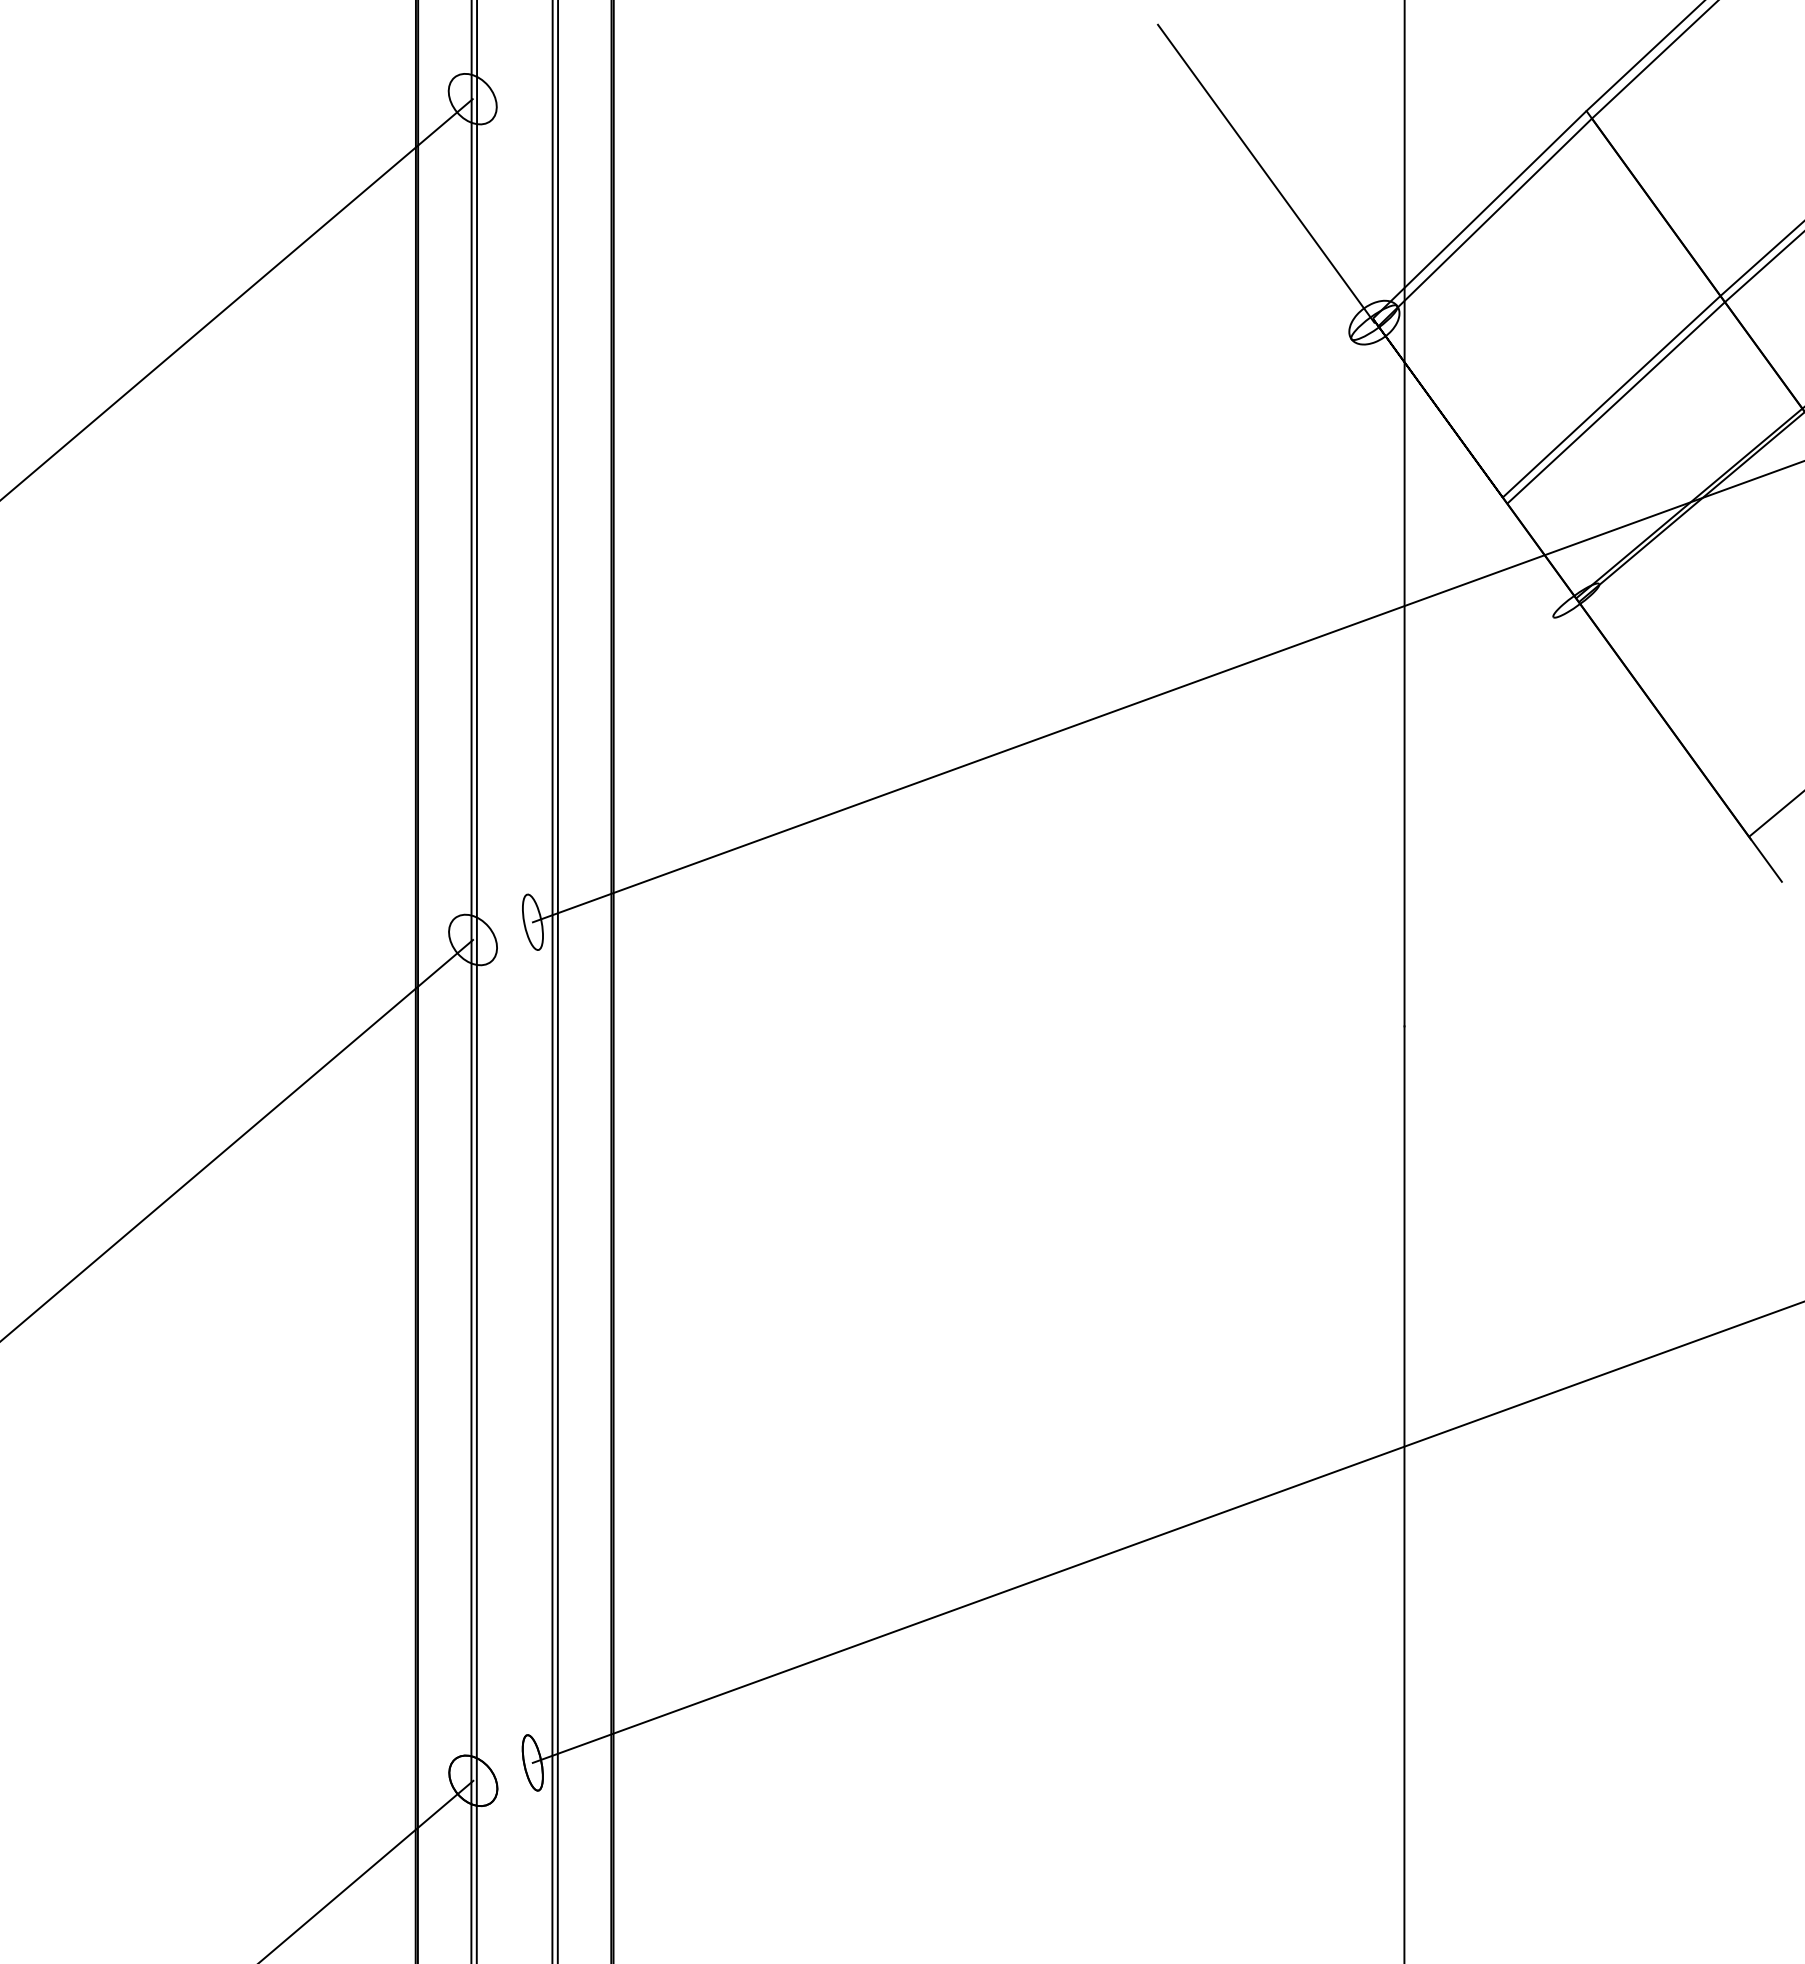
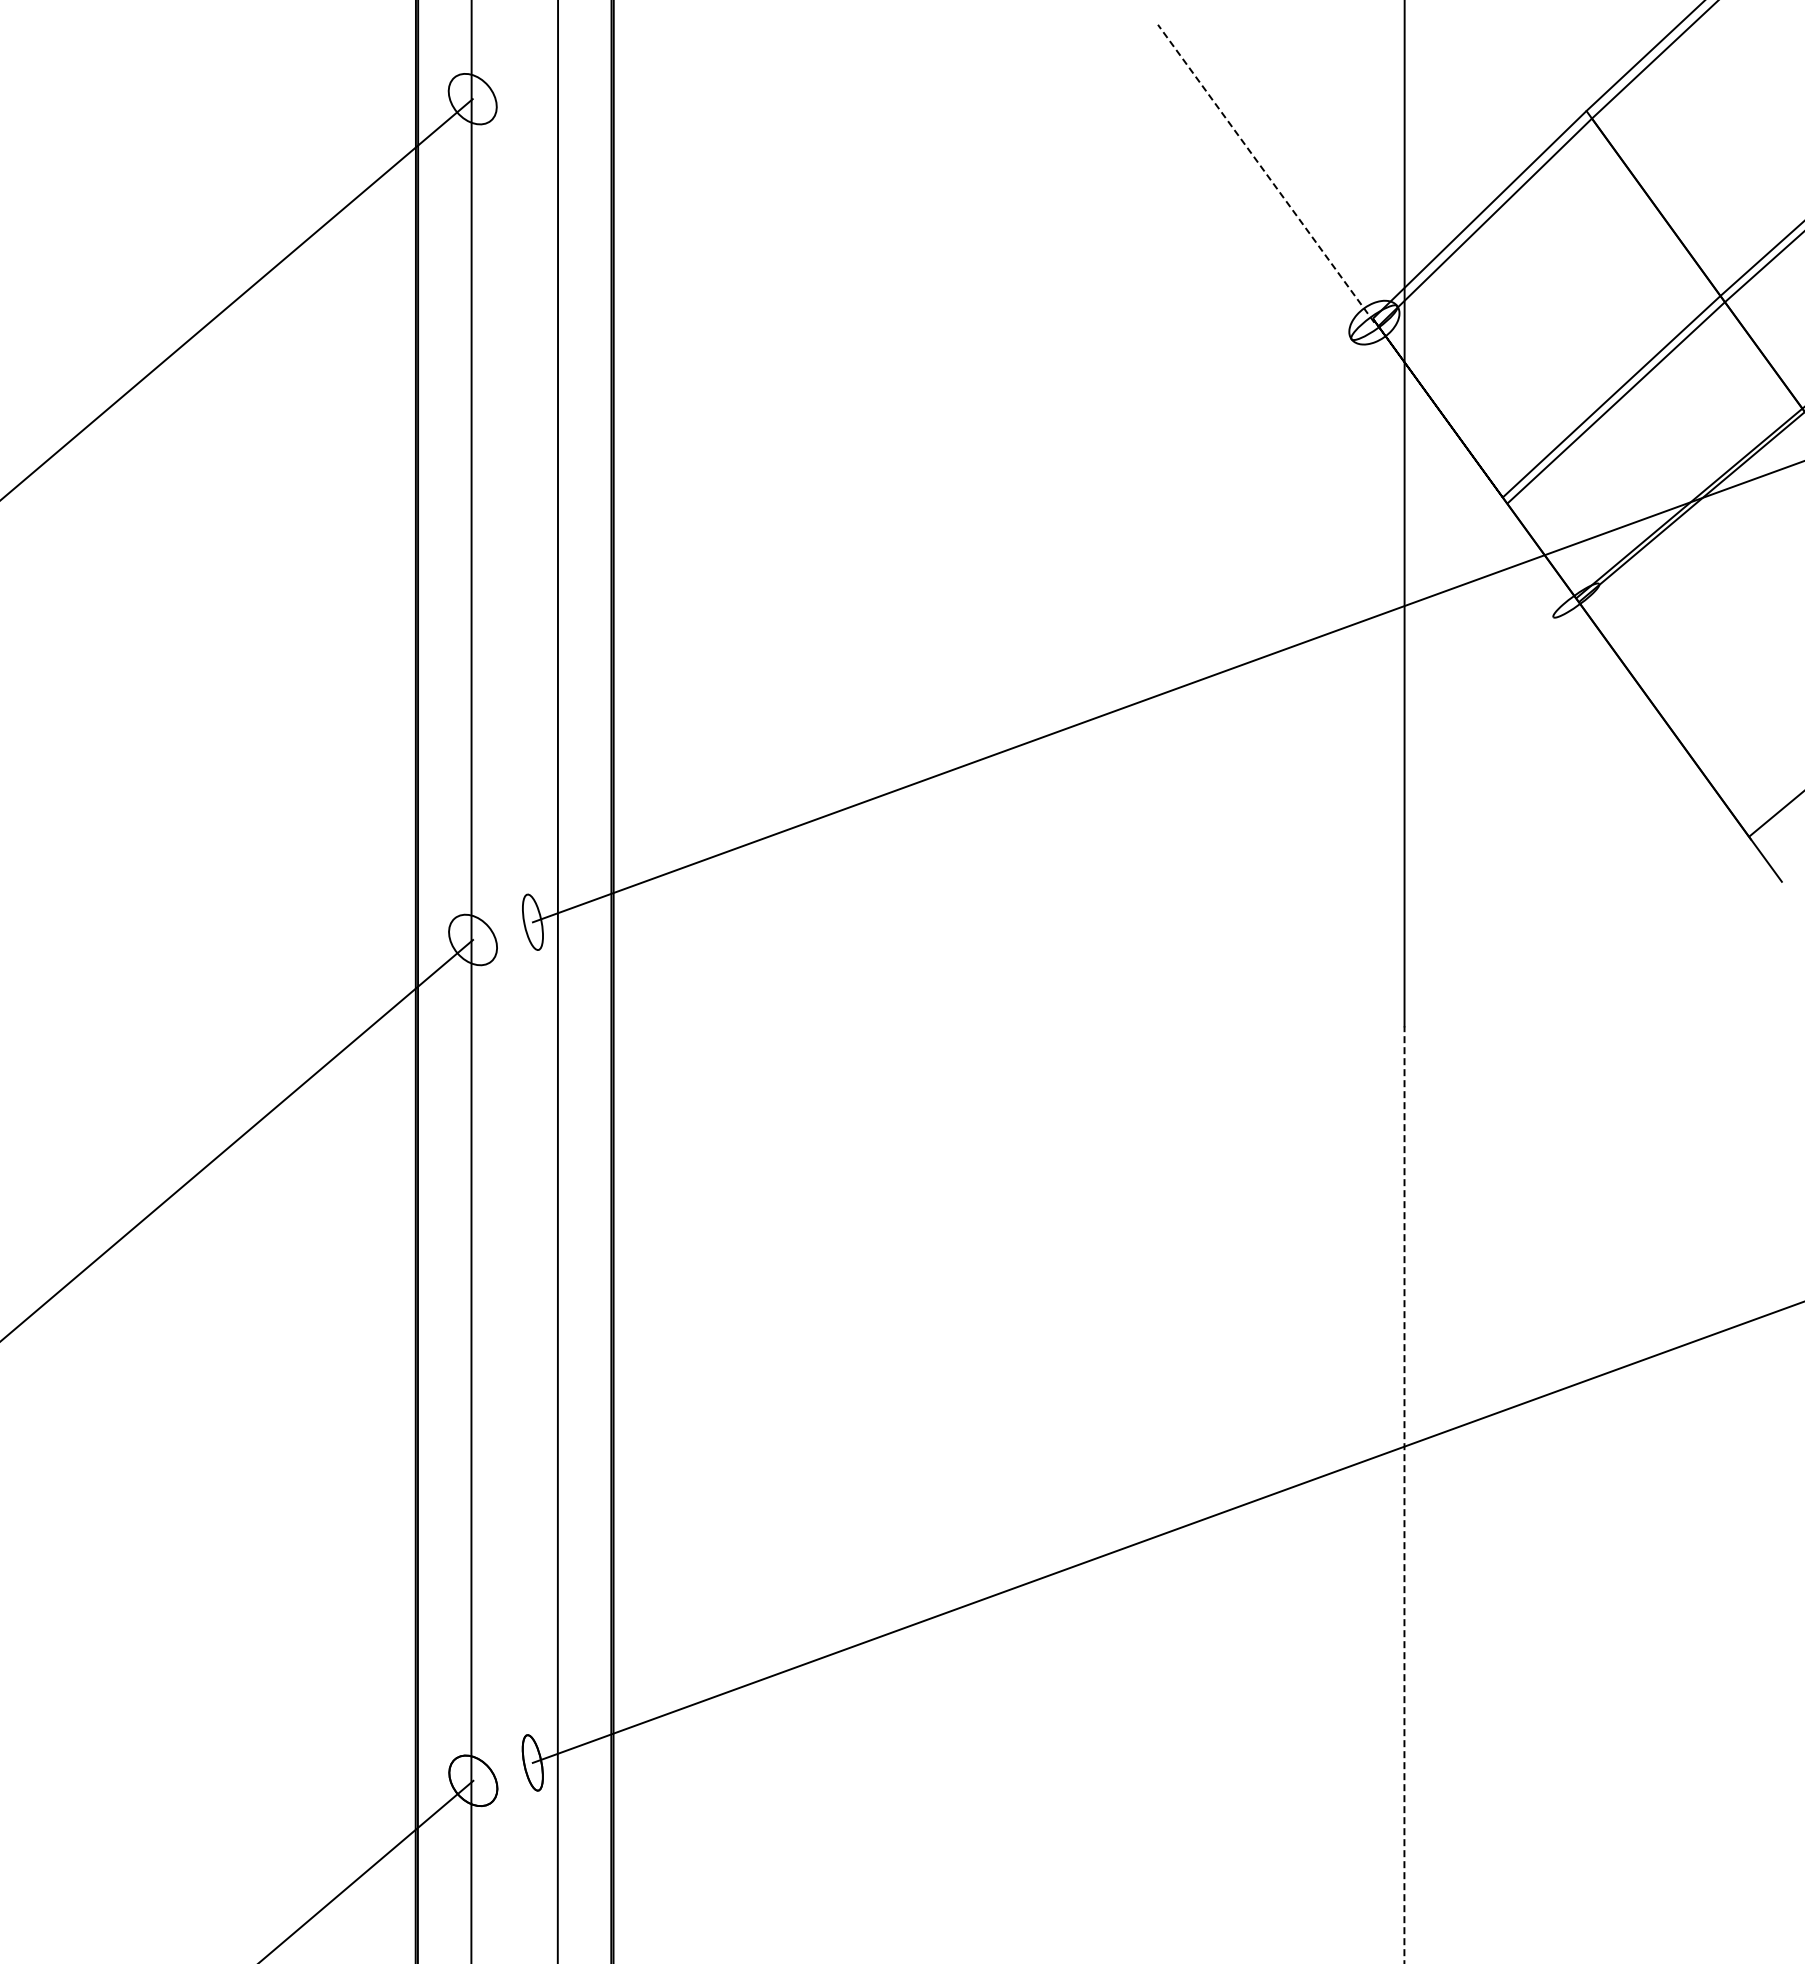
line: solid -> dashed (1265, 173)
line: present -> none (476, 981)
line: present -> none (552, 981)
line: solid -> dashed (1404, 1494)
